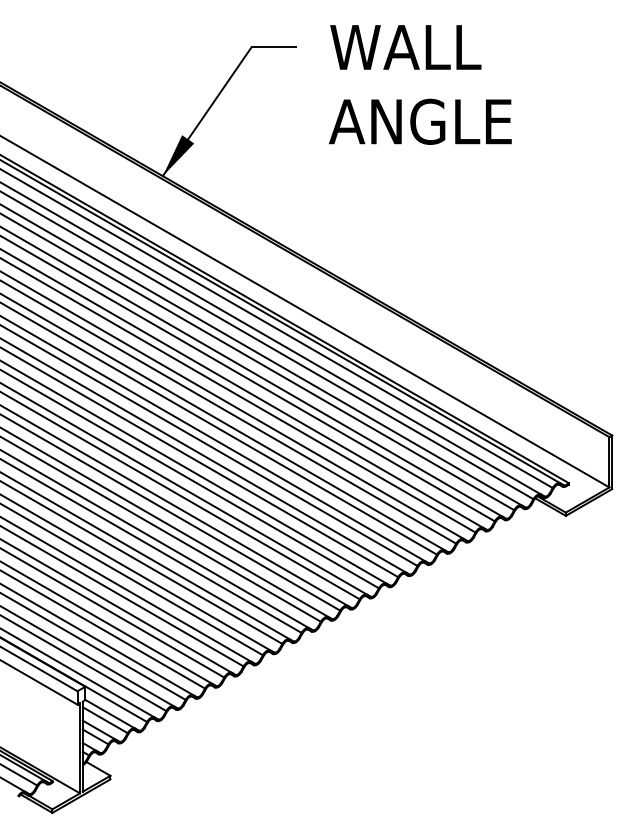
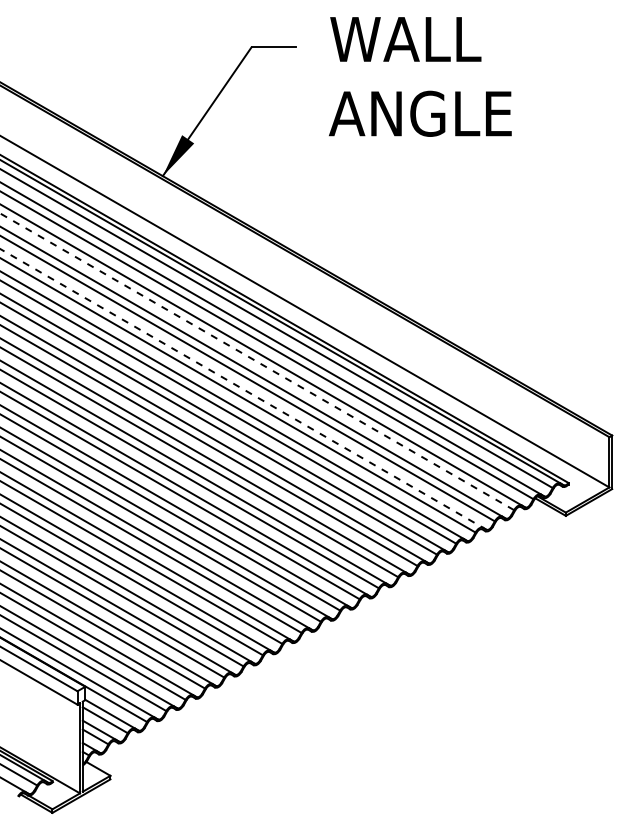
text position: (420, 84) -> (420, 76) (420, 76)
line: solid -> dashed (257, 361)
line: solid -> dashed (243, 389)
